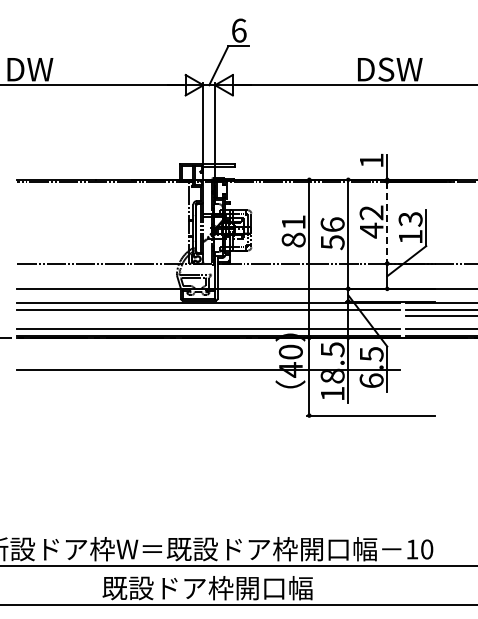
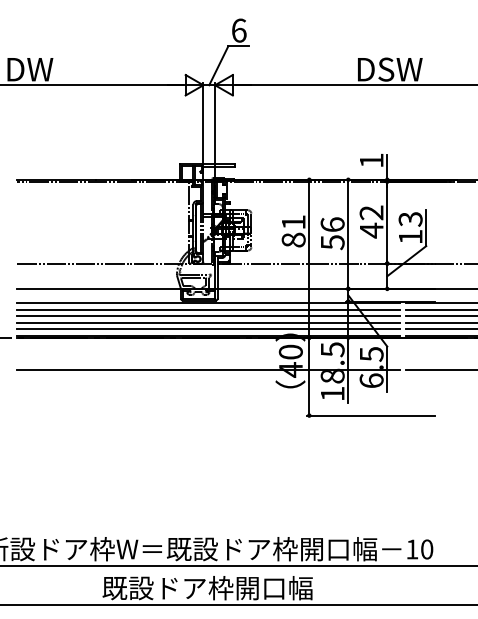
line: dashed -> solid (387, 222)
line: none -> present (208, 316)
line: none -> present (208, 322)
line: none -> present (439, 322)
line: none -> present (439, 370)
